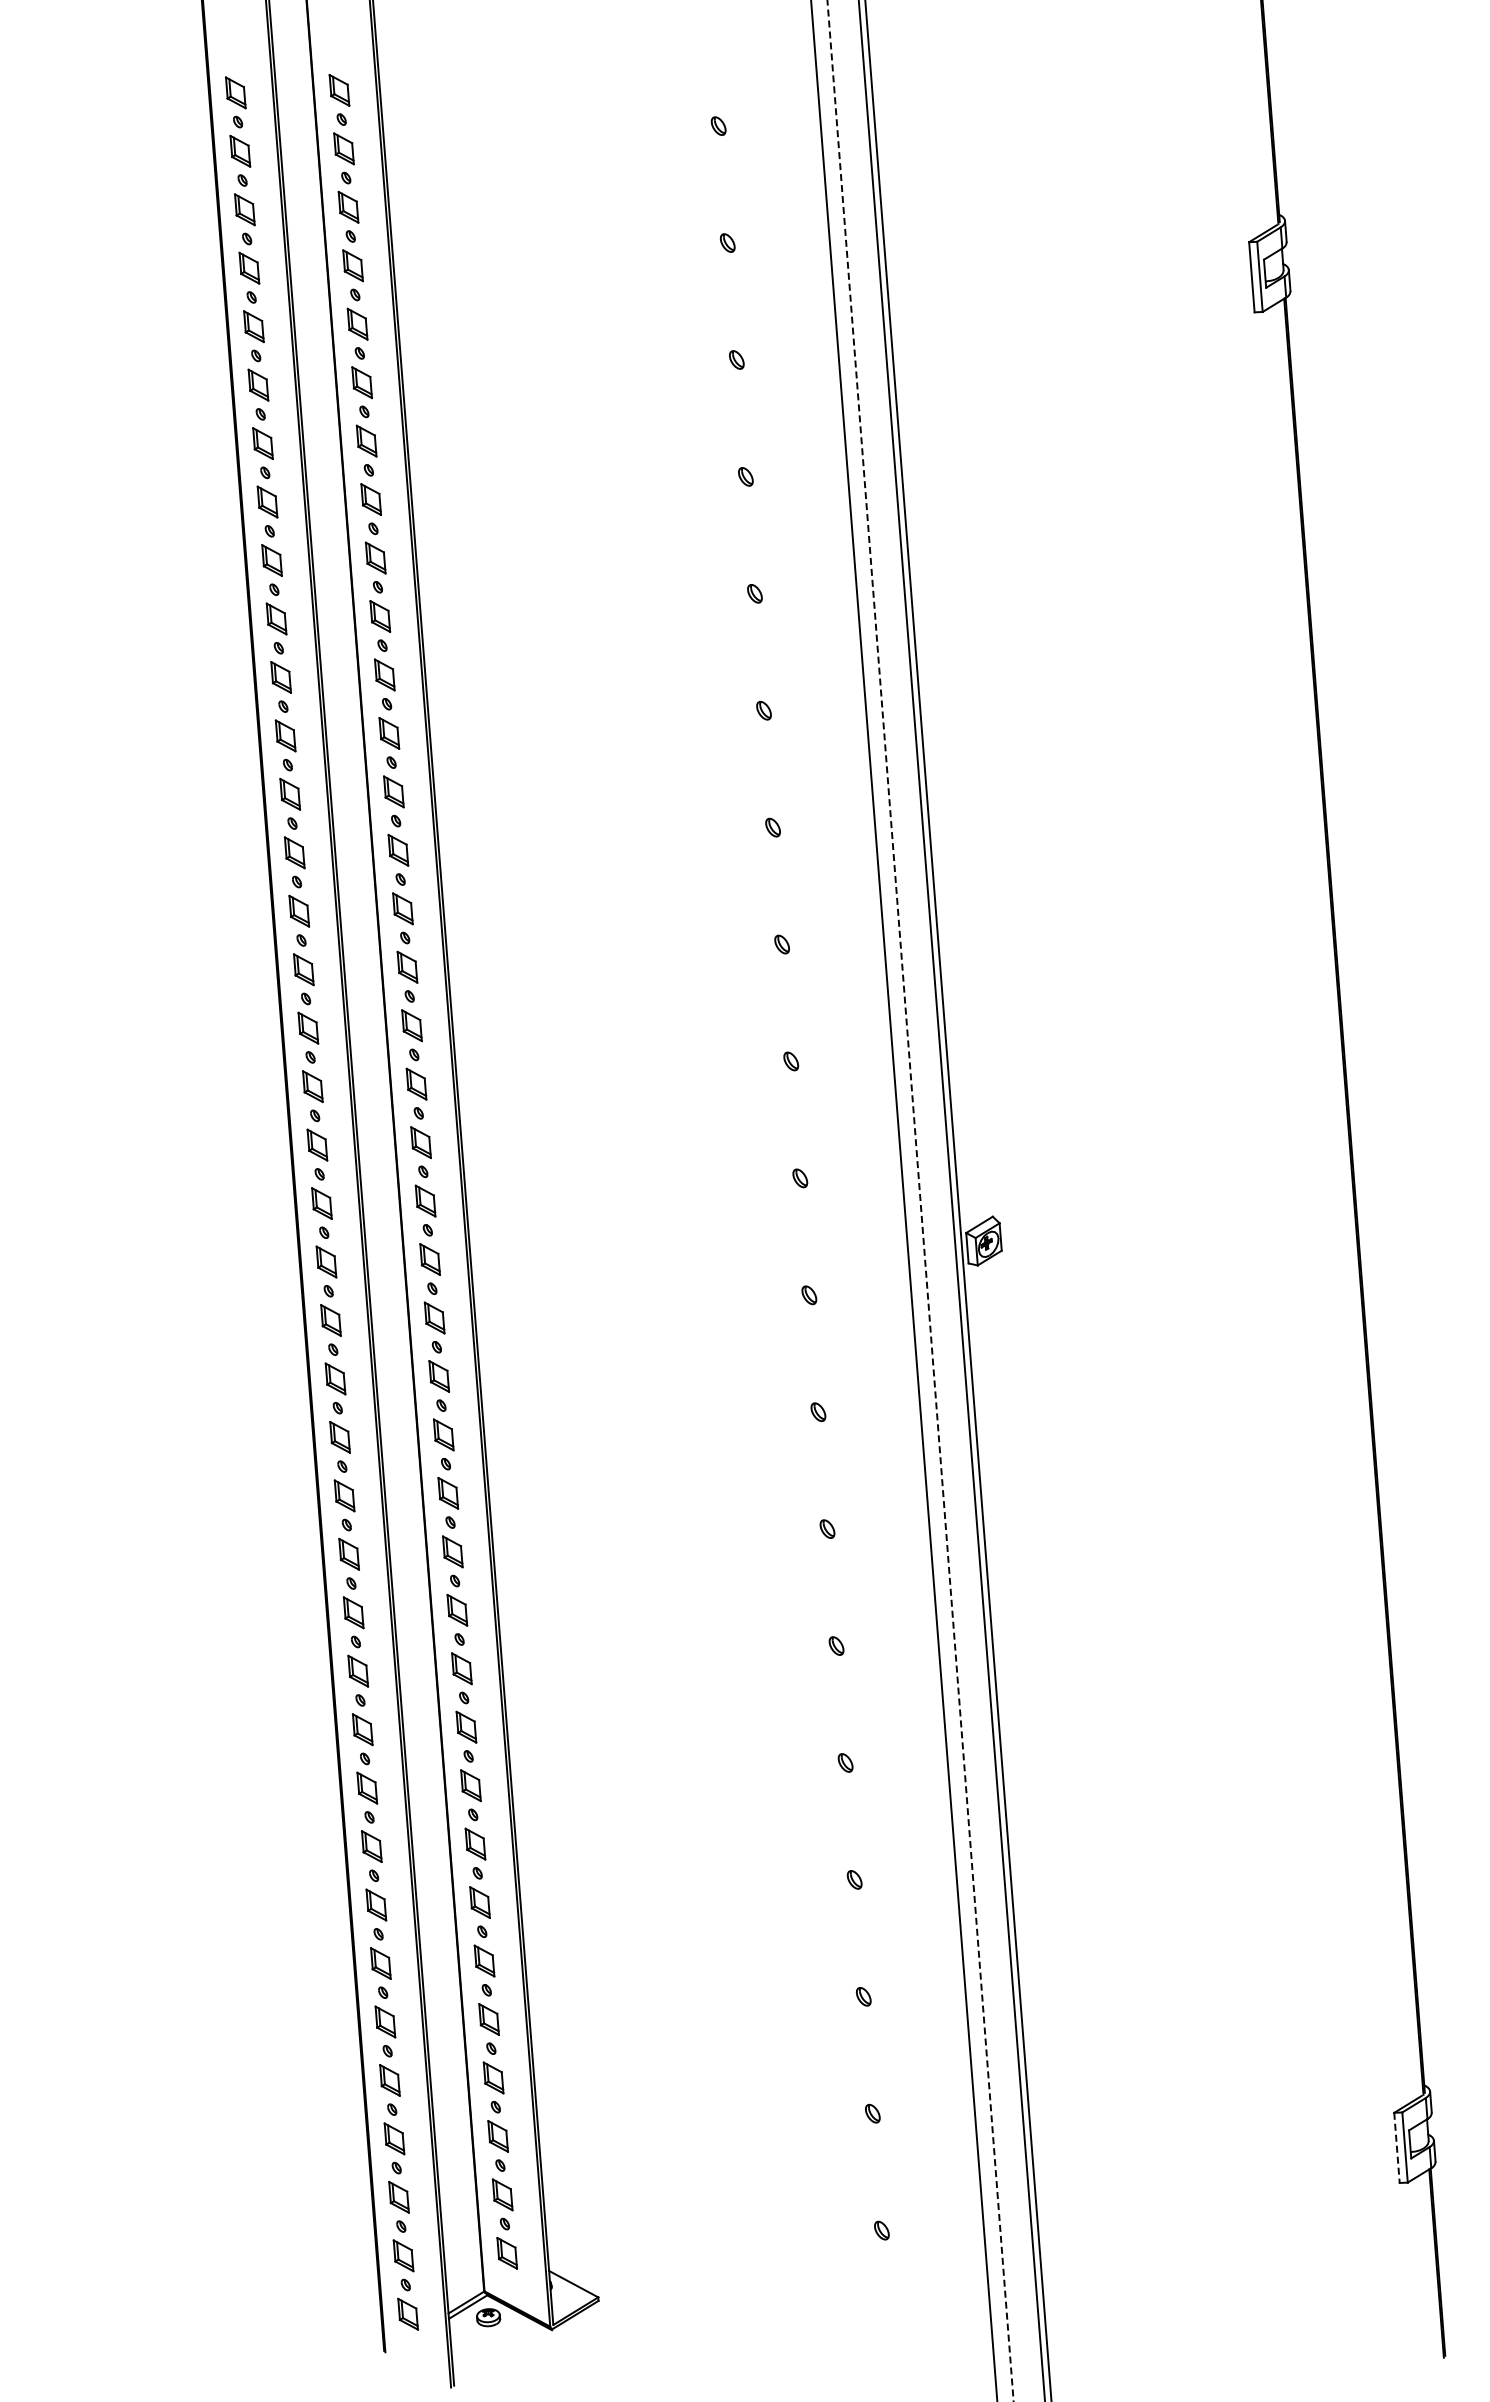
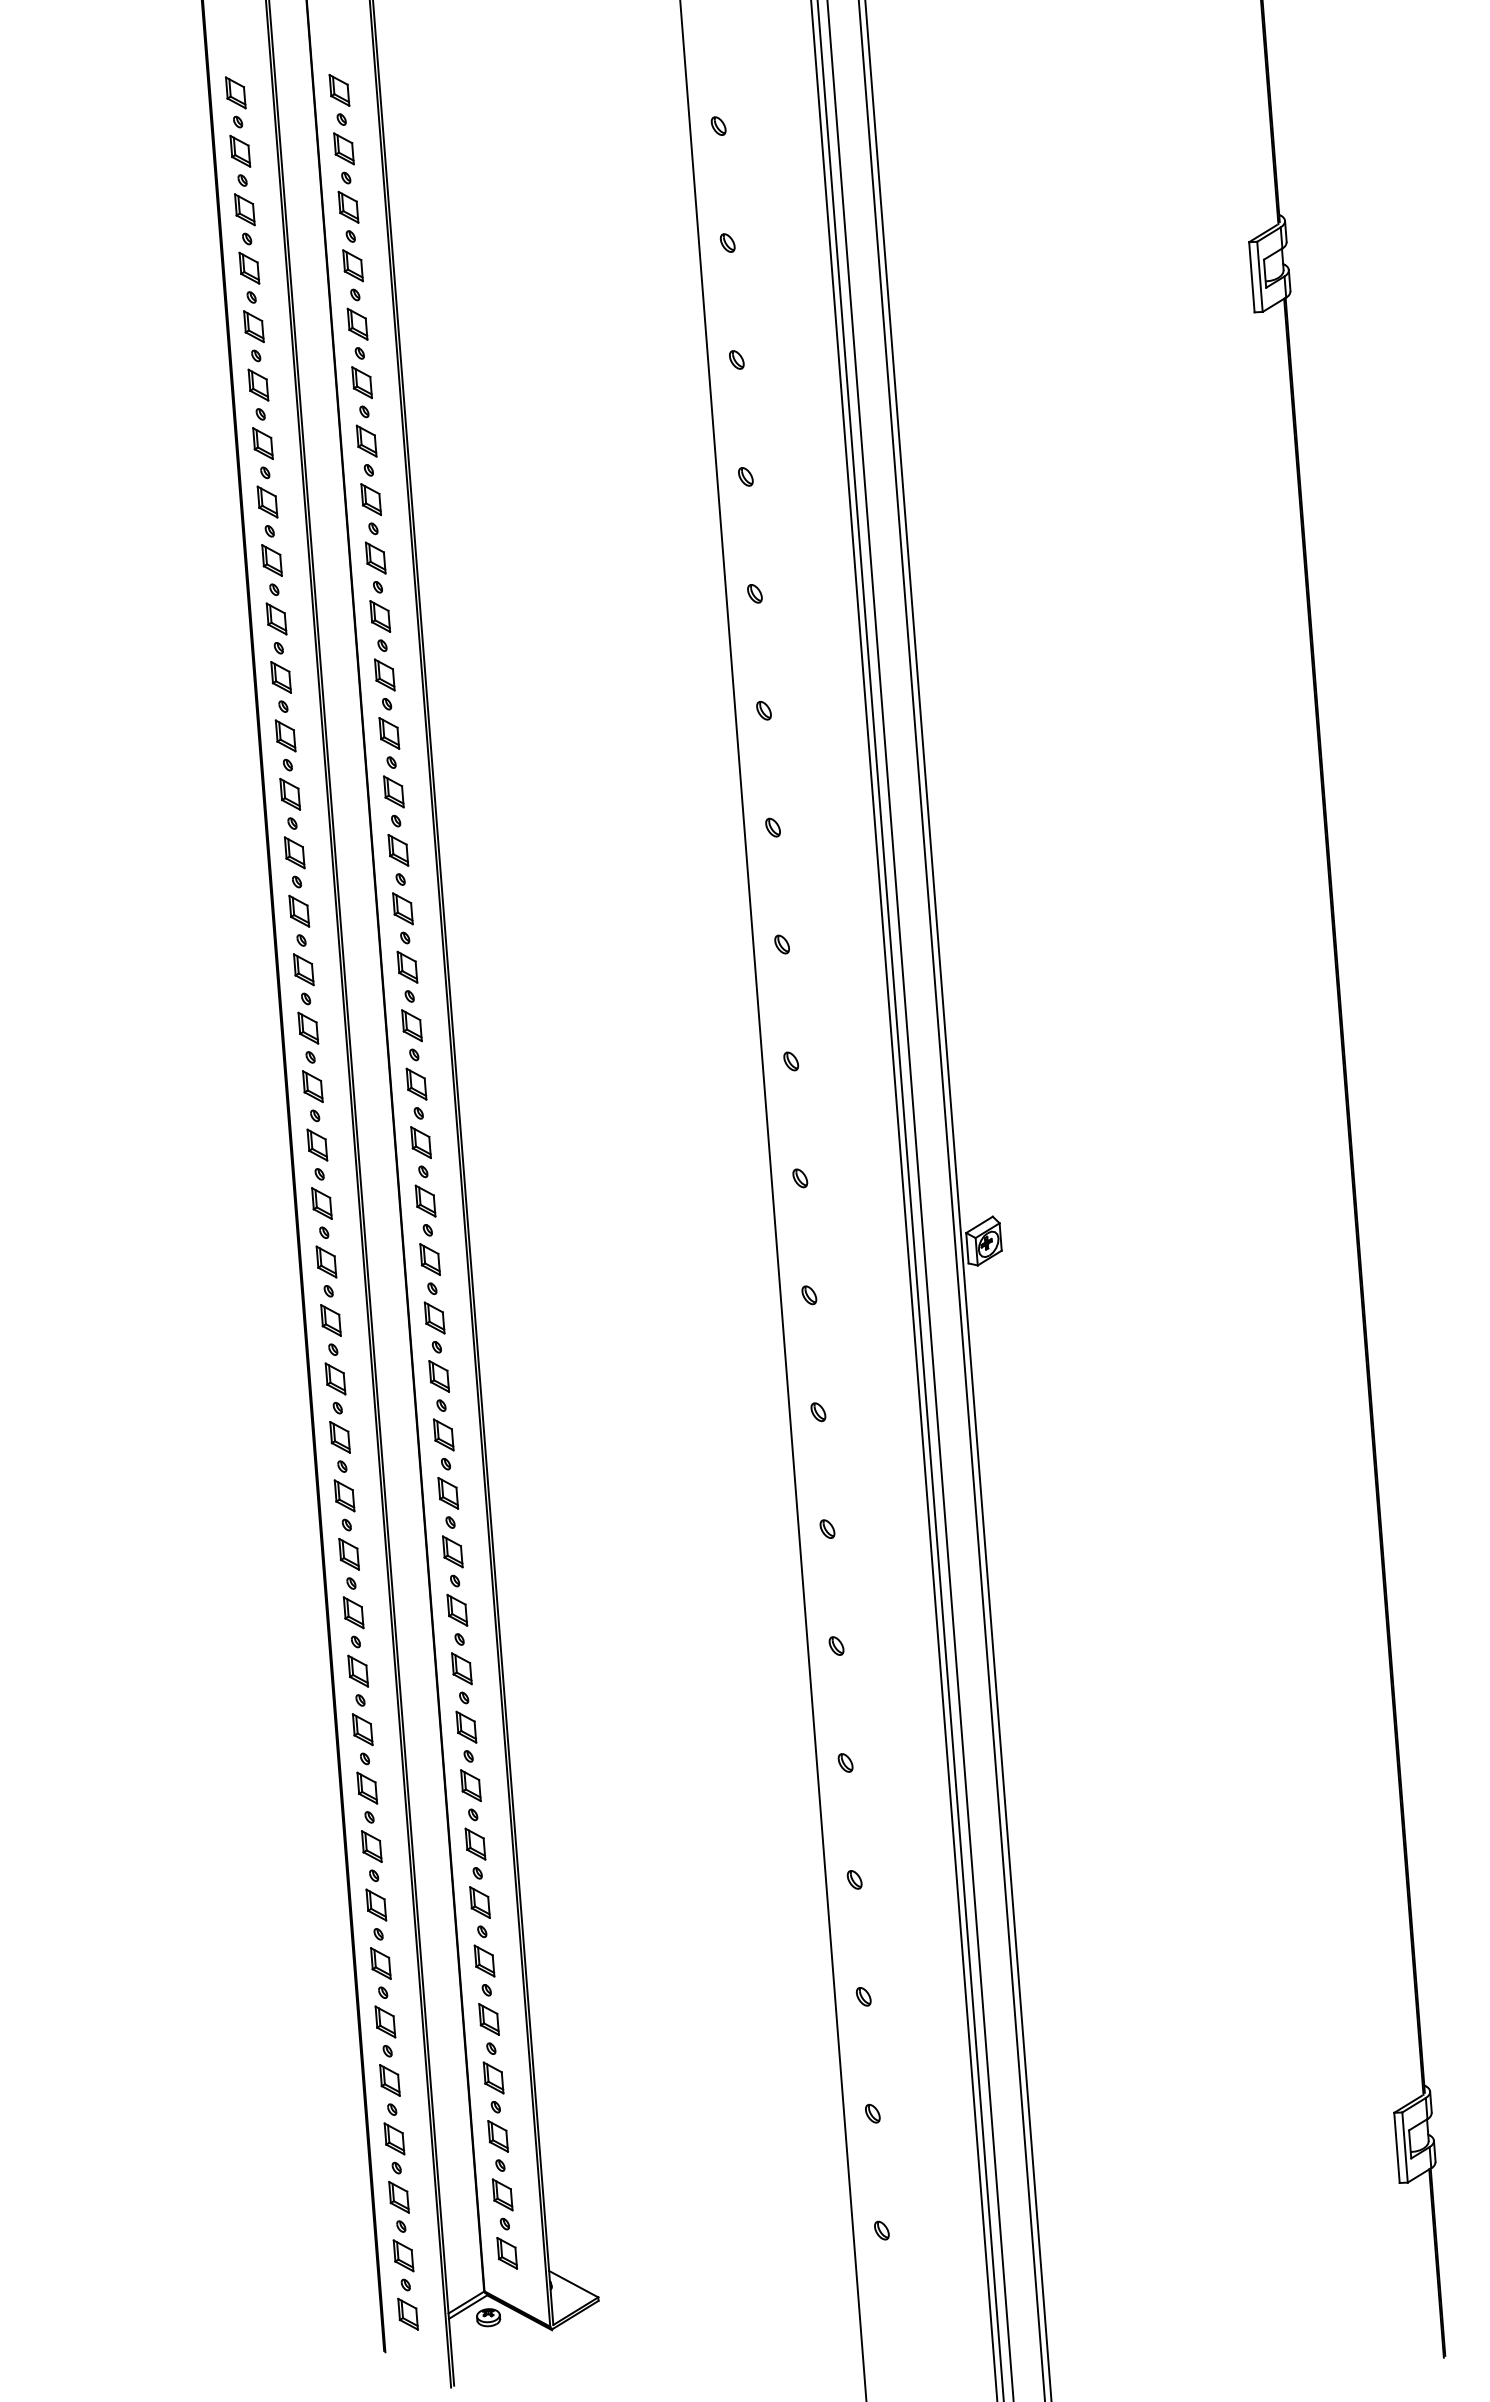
line: none -> present (773, 1200)
line: none -> present (910, 1200)
line: dashed -> solid (920, 1200)
line: dashed -> solid (1397, 2148)
